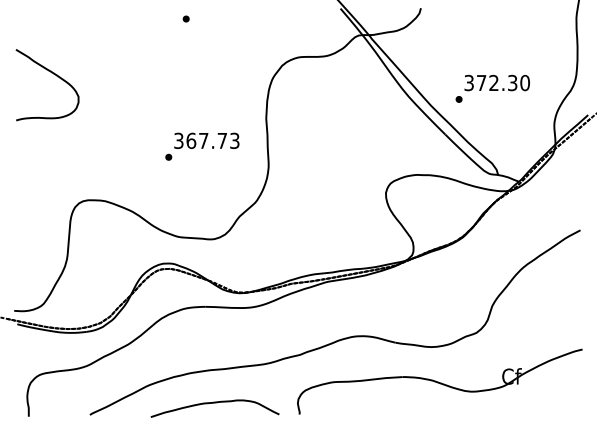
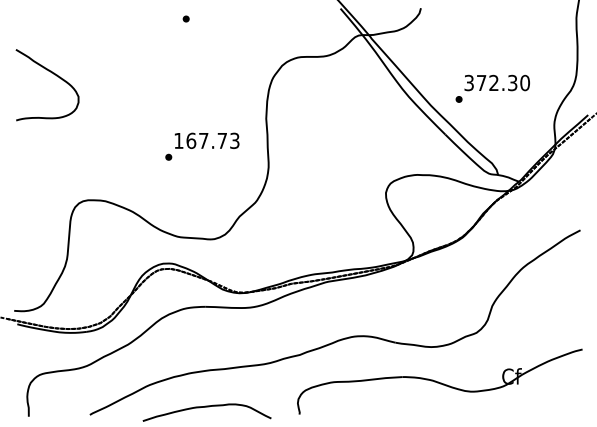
text: 367.73 -> 167.73 (178, 140)
curve position: (214, 403) -> (206, 407) (206, 407)
